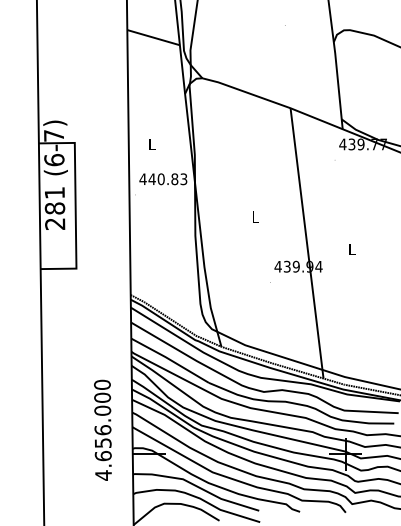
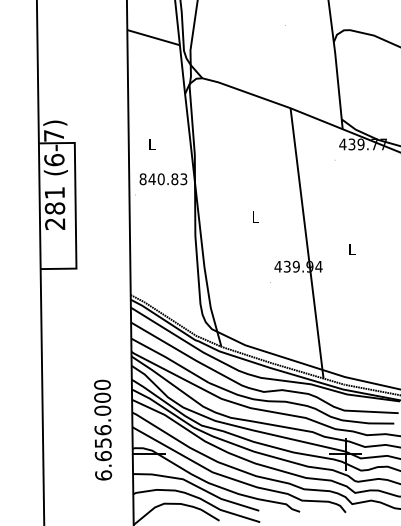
text: 440.83 -> 840.83 (142, 179)
text: 4.656.000 -> 6.656.000 (103, 475)
